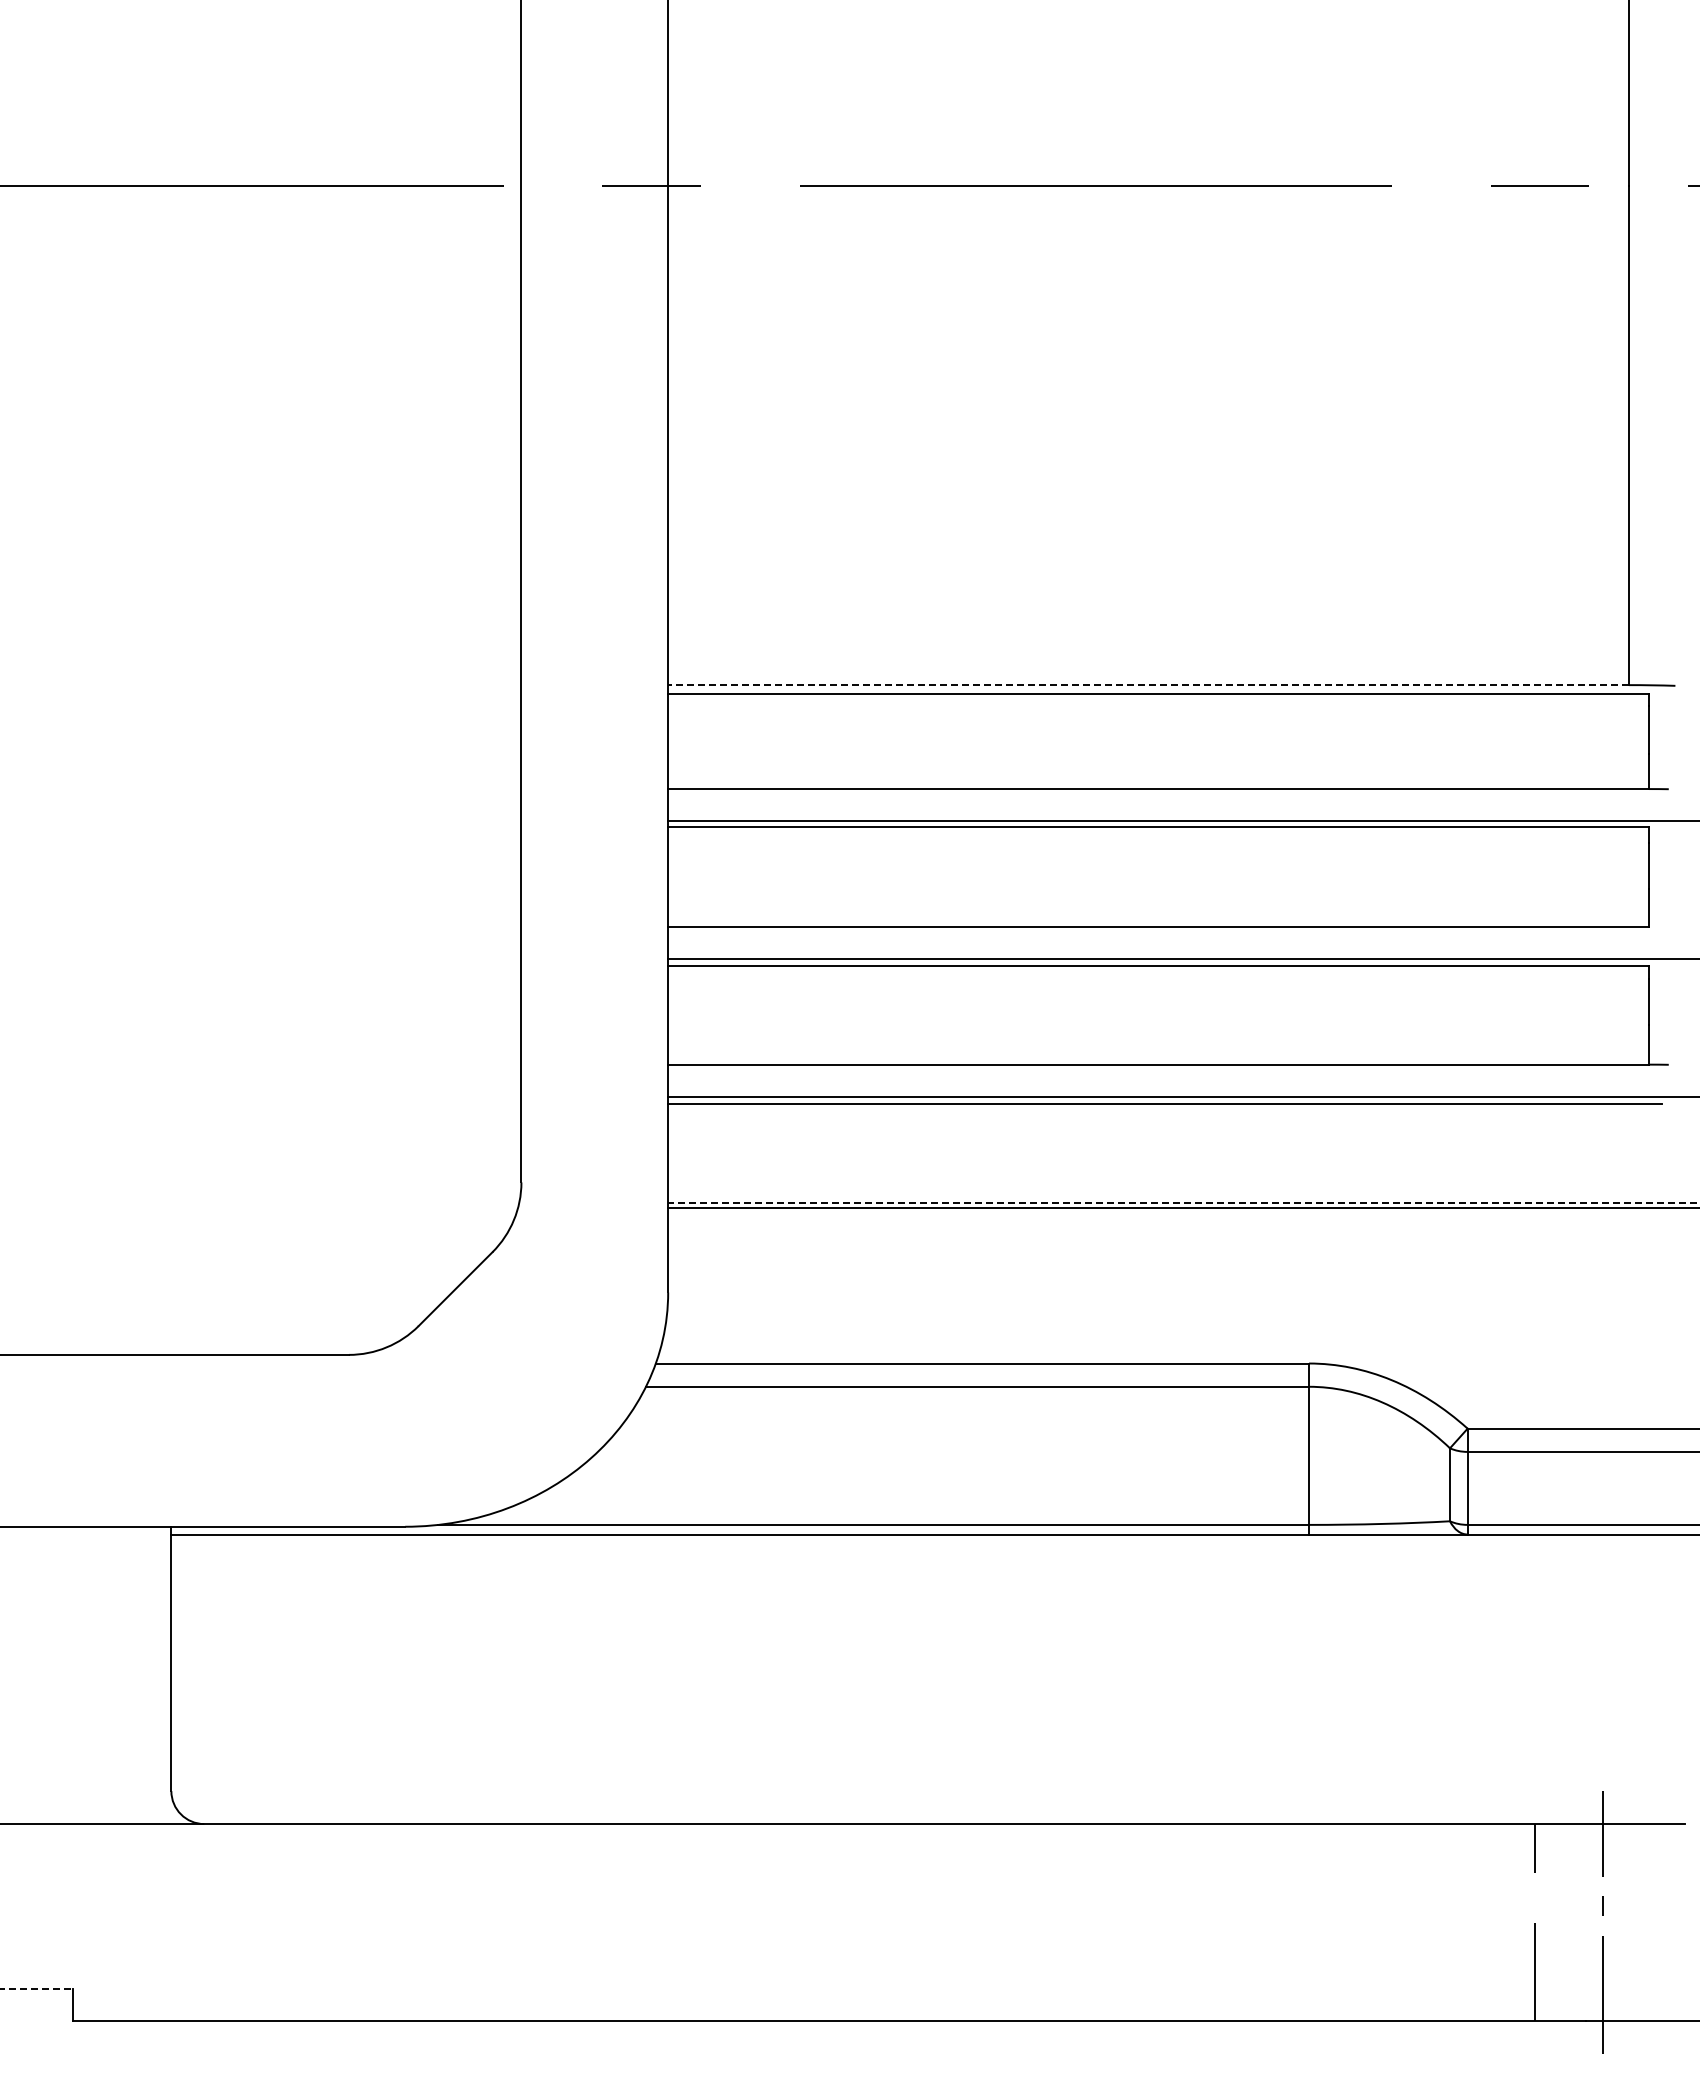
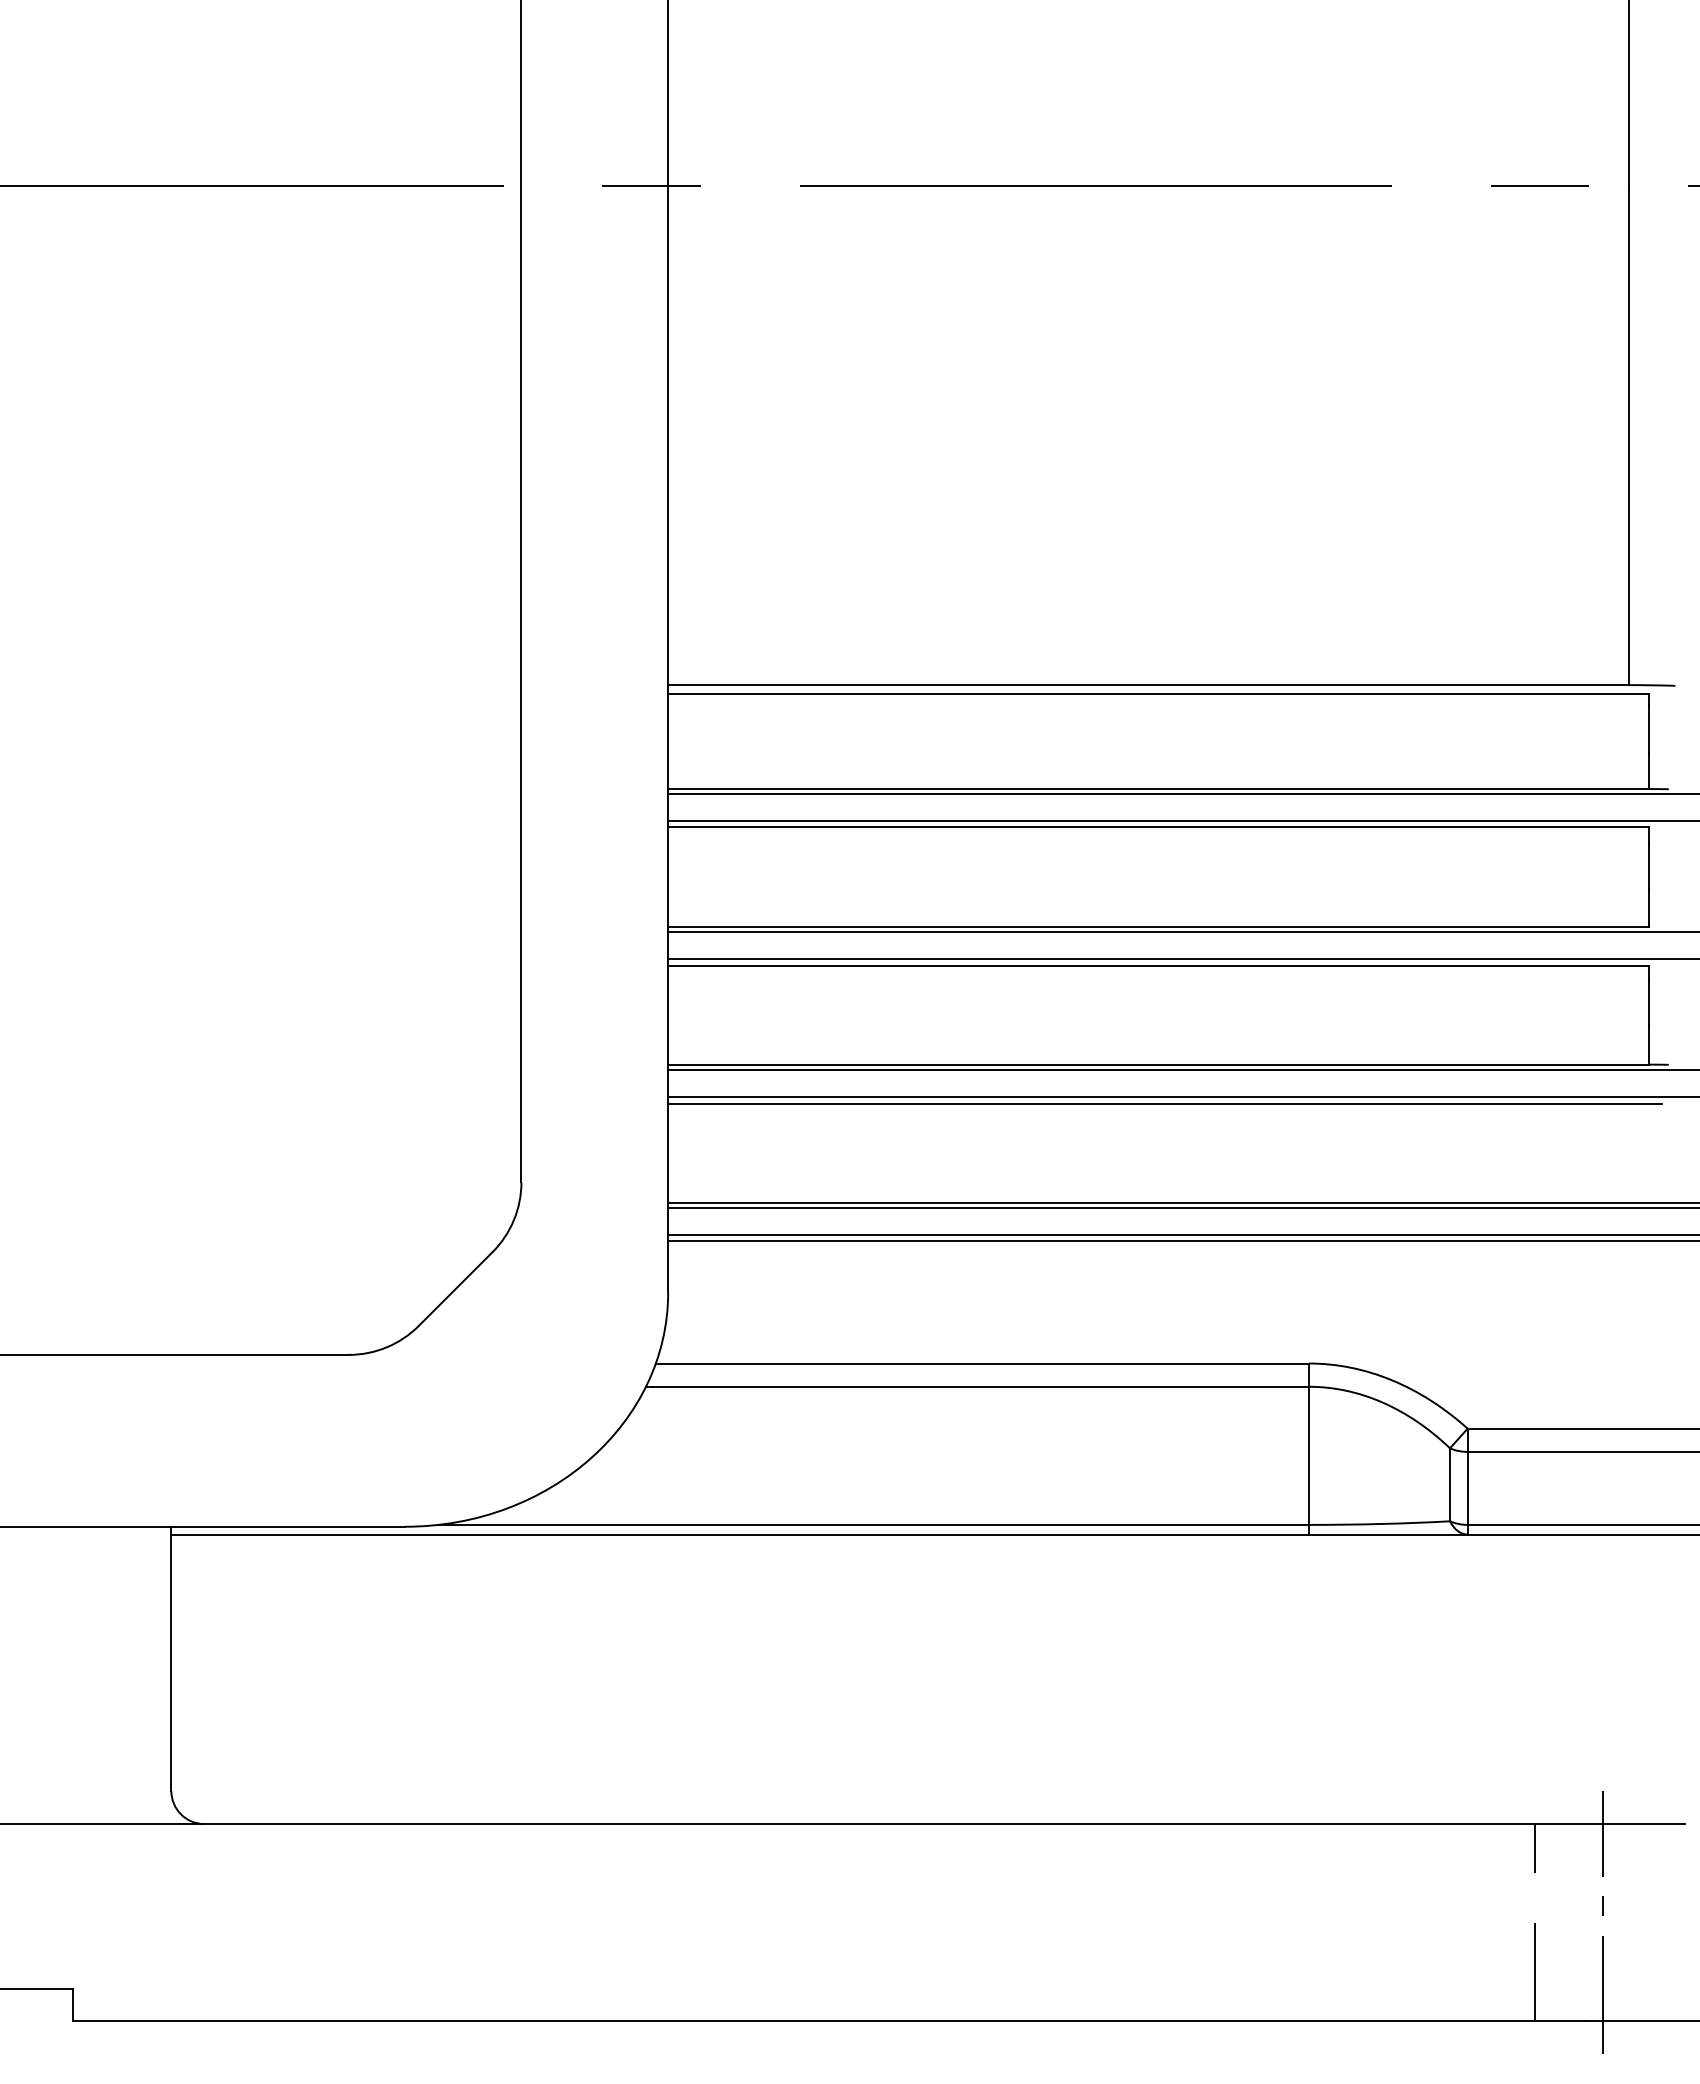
line: dashed -> solid (1148, 685)
line: none -> present (1182, 793)
line: none -> present (1182, 932)
line: none -> present (1182, 1070)
line: dashed -> solid (1183, 1203)
line: none -> present (1182, 1235)
line: none -> present (1182, 1240)
line: dashed -> solid (36, 1988)
